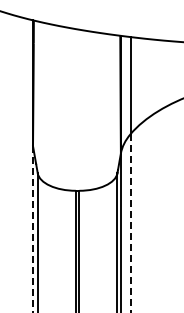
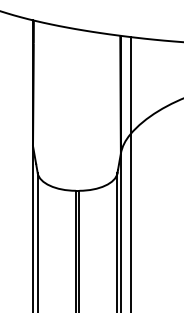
line: dashed -> solid (130, 223)
line: dashed -> solid (33, 229)
